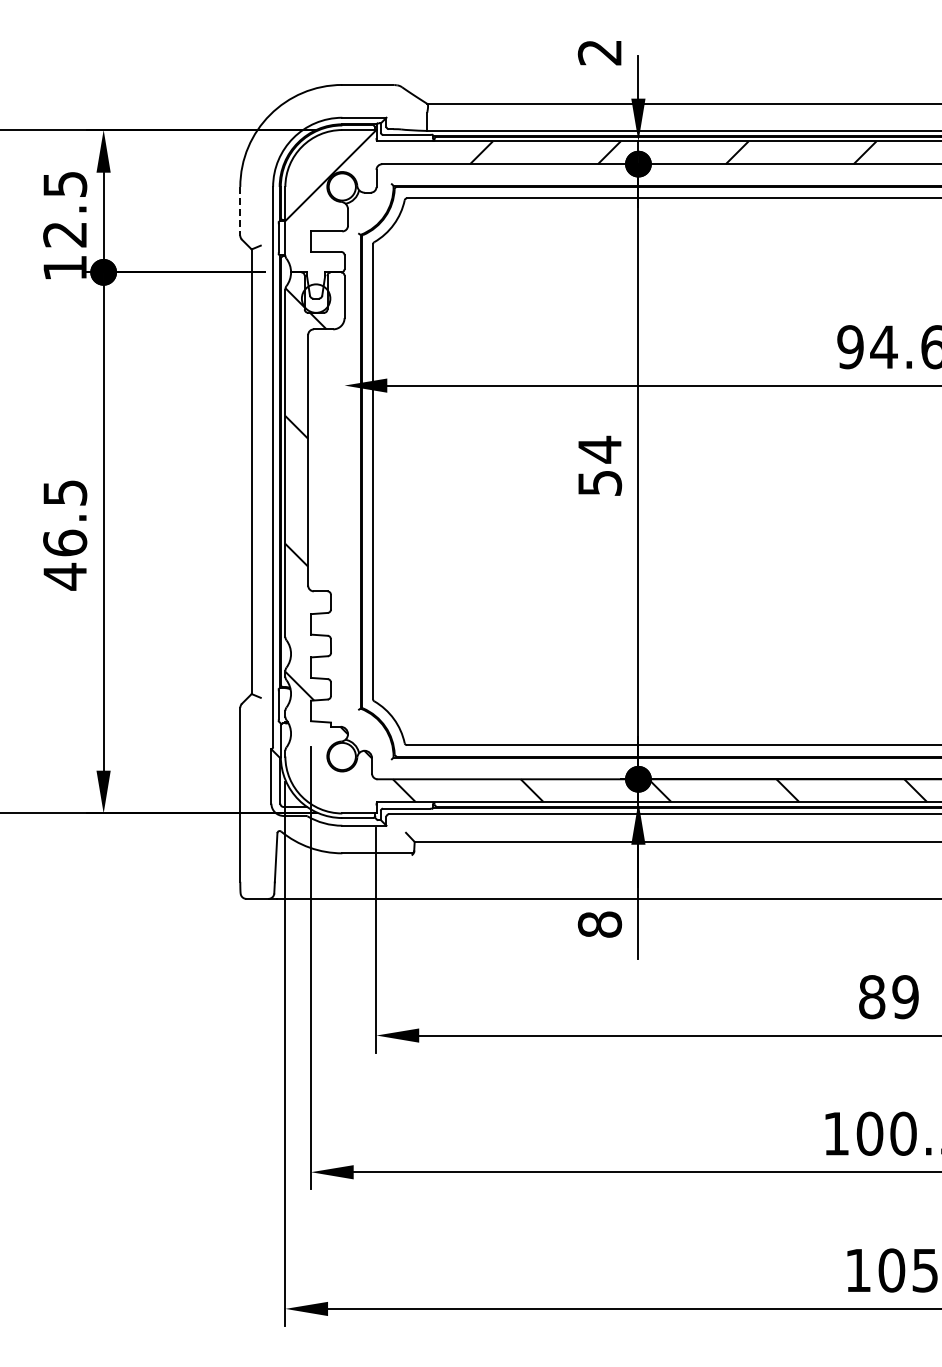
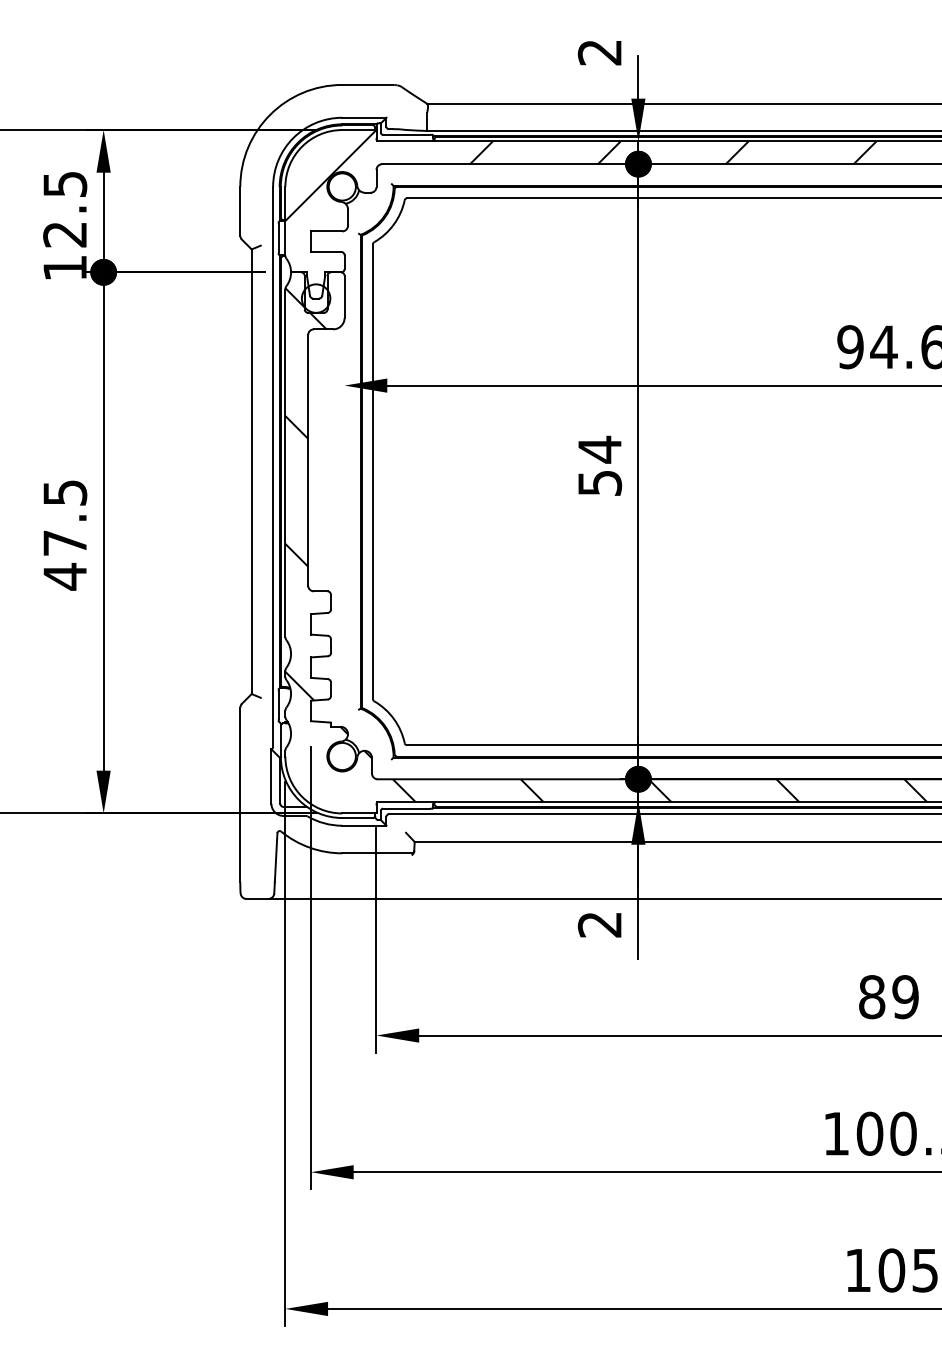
line: dashed -> solid (240, 211)
text: 46.5 -> 47.5 (65, 542)
text: 8 -> 2 (599, 924)
